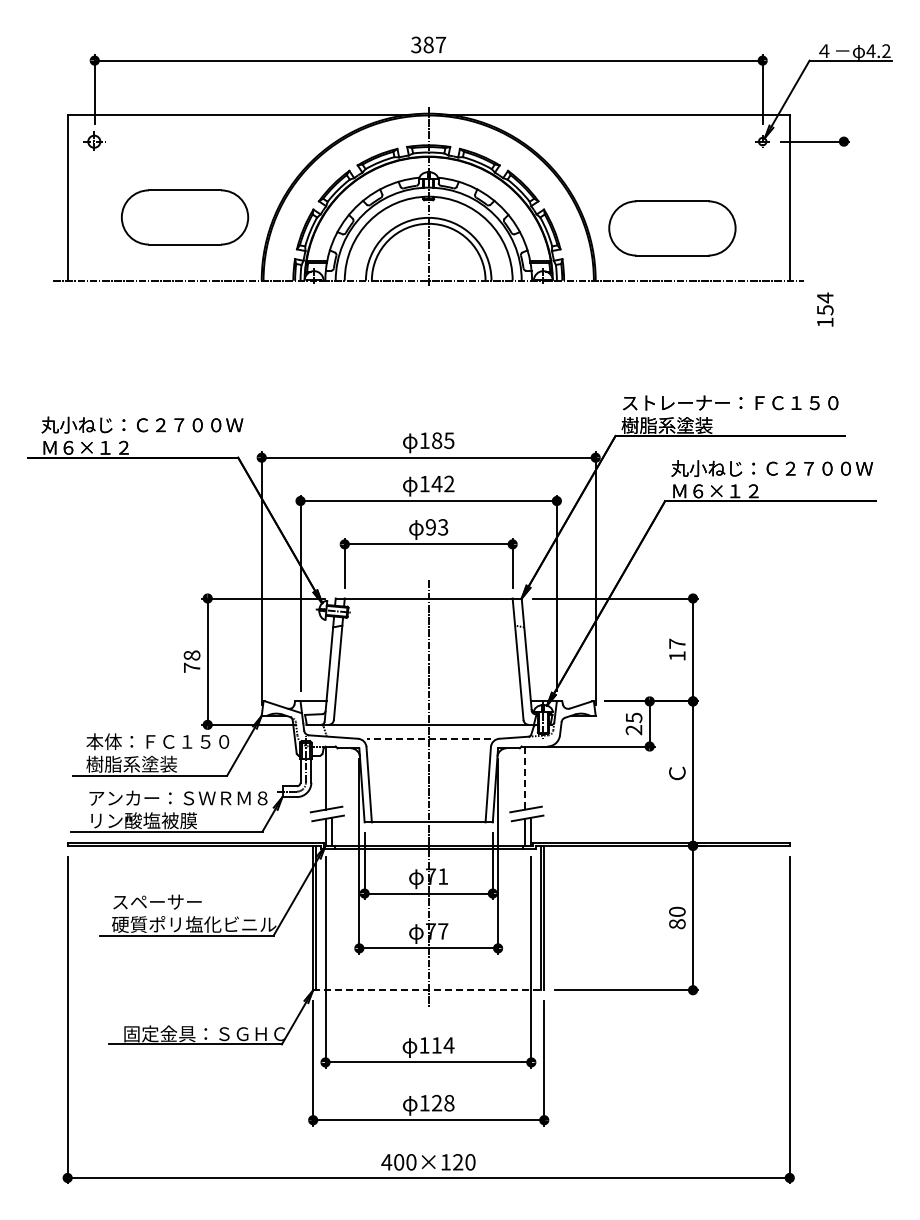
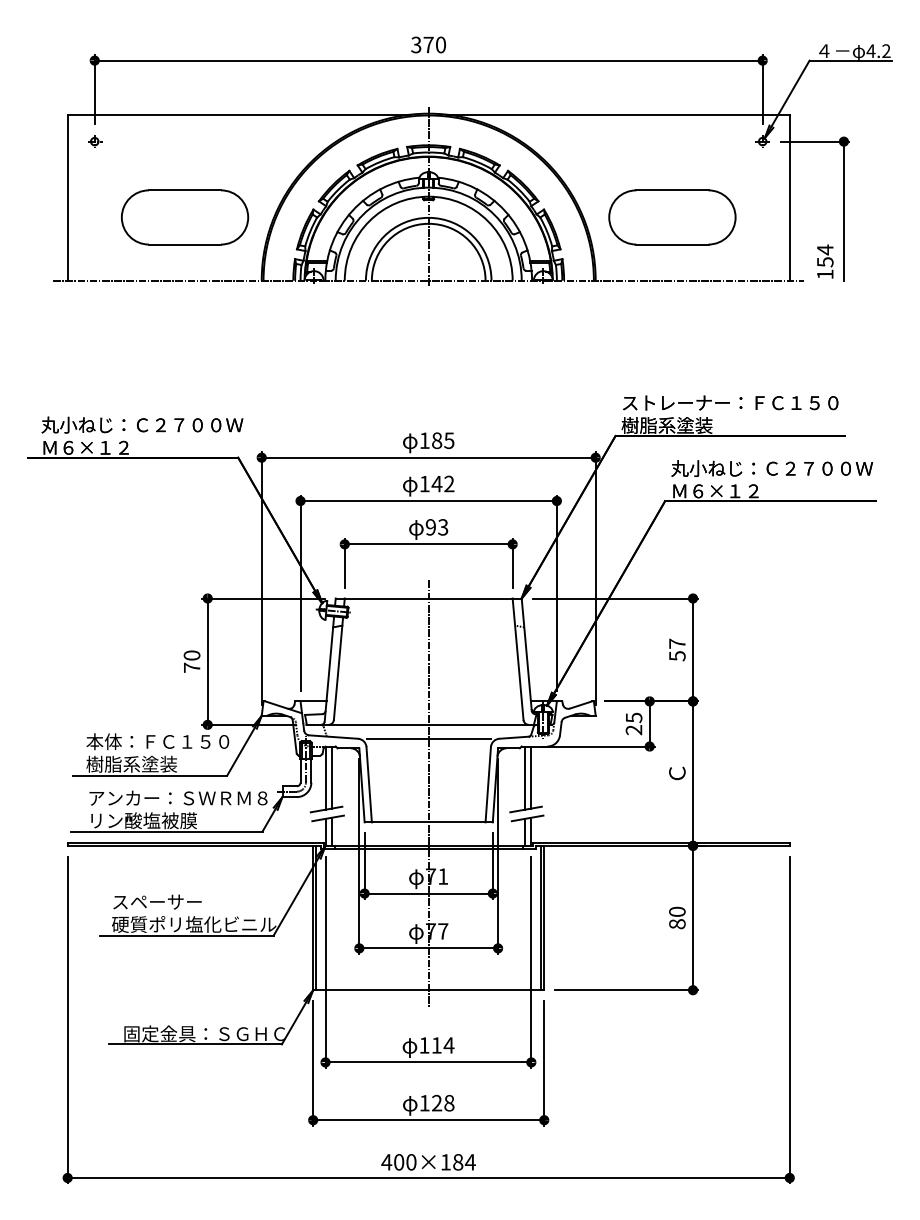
text: 387 -> 370 (434, 44)
part size: 23x20 px -> 15x13 px (95, 141)
line: none -> present (843, 210)
part position: (672, 228) -> (672, 217) (672, 217)
text position: (825, 309) -> (825, 261) (825, 261)
text: 78 -> 70 (192, 655)
text: 17 -> 57 (677, 656)
line: dashed -> solid (428, 738)
line: none -> present (331, 777)
line: none -> present (531, 777)
line: dashed -> solid (525, 778)
line: dashed -> solid (428, 990)
text: 400×120 -> 400×184 (464, 1162)
